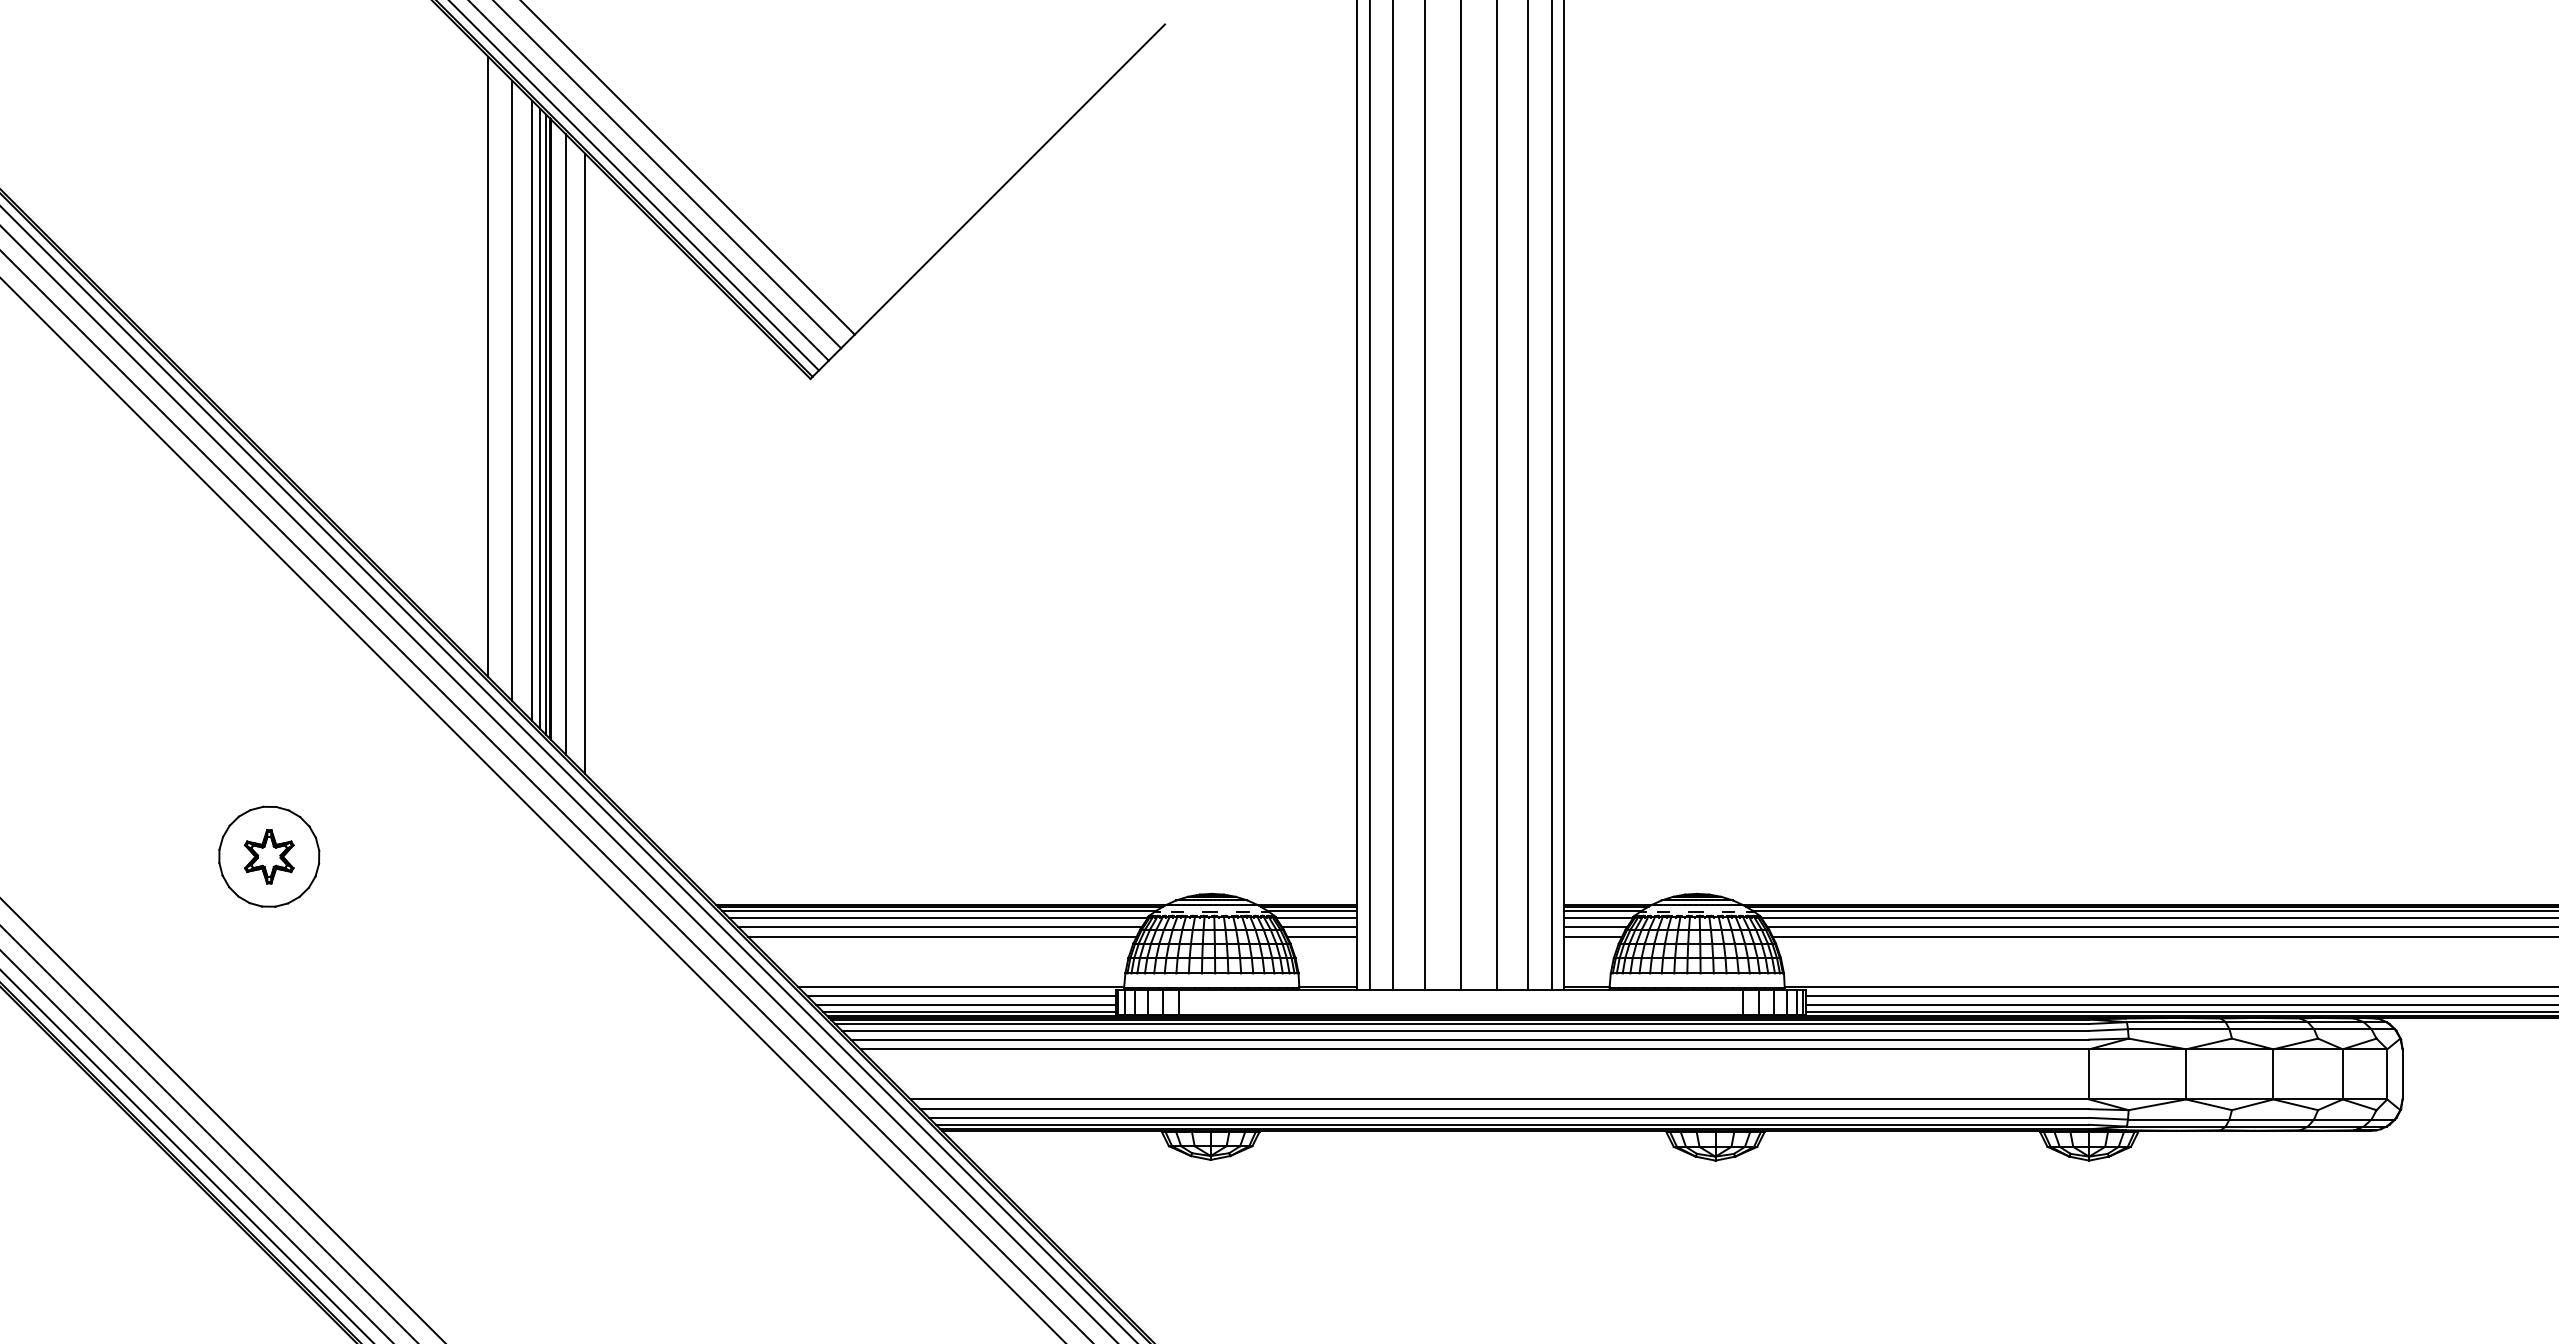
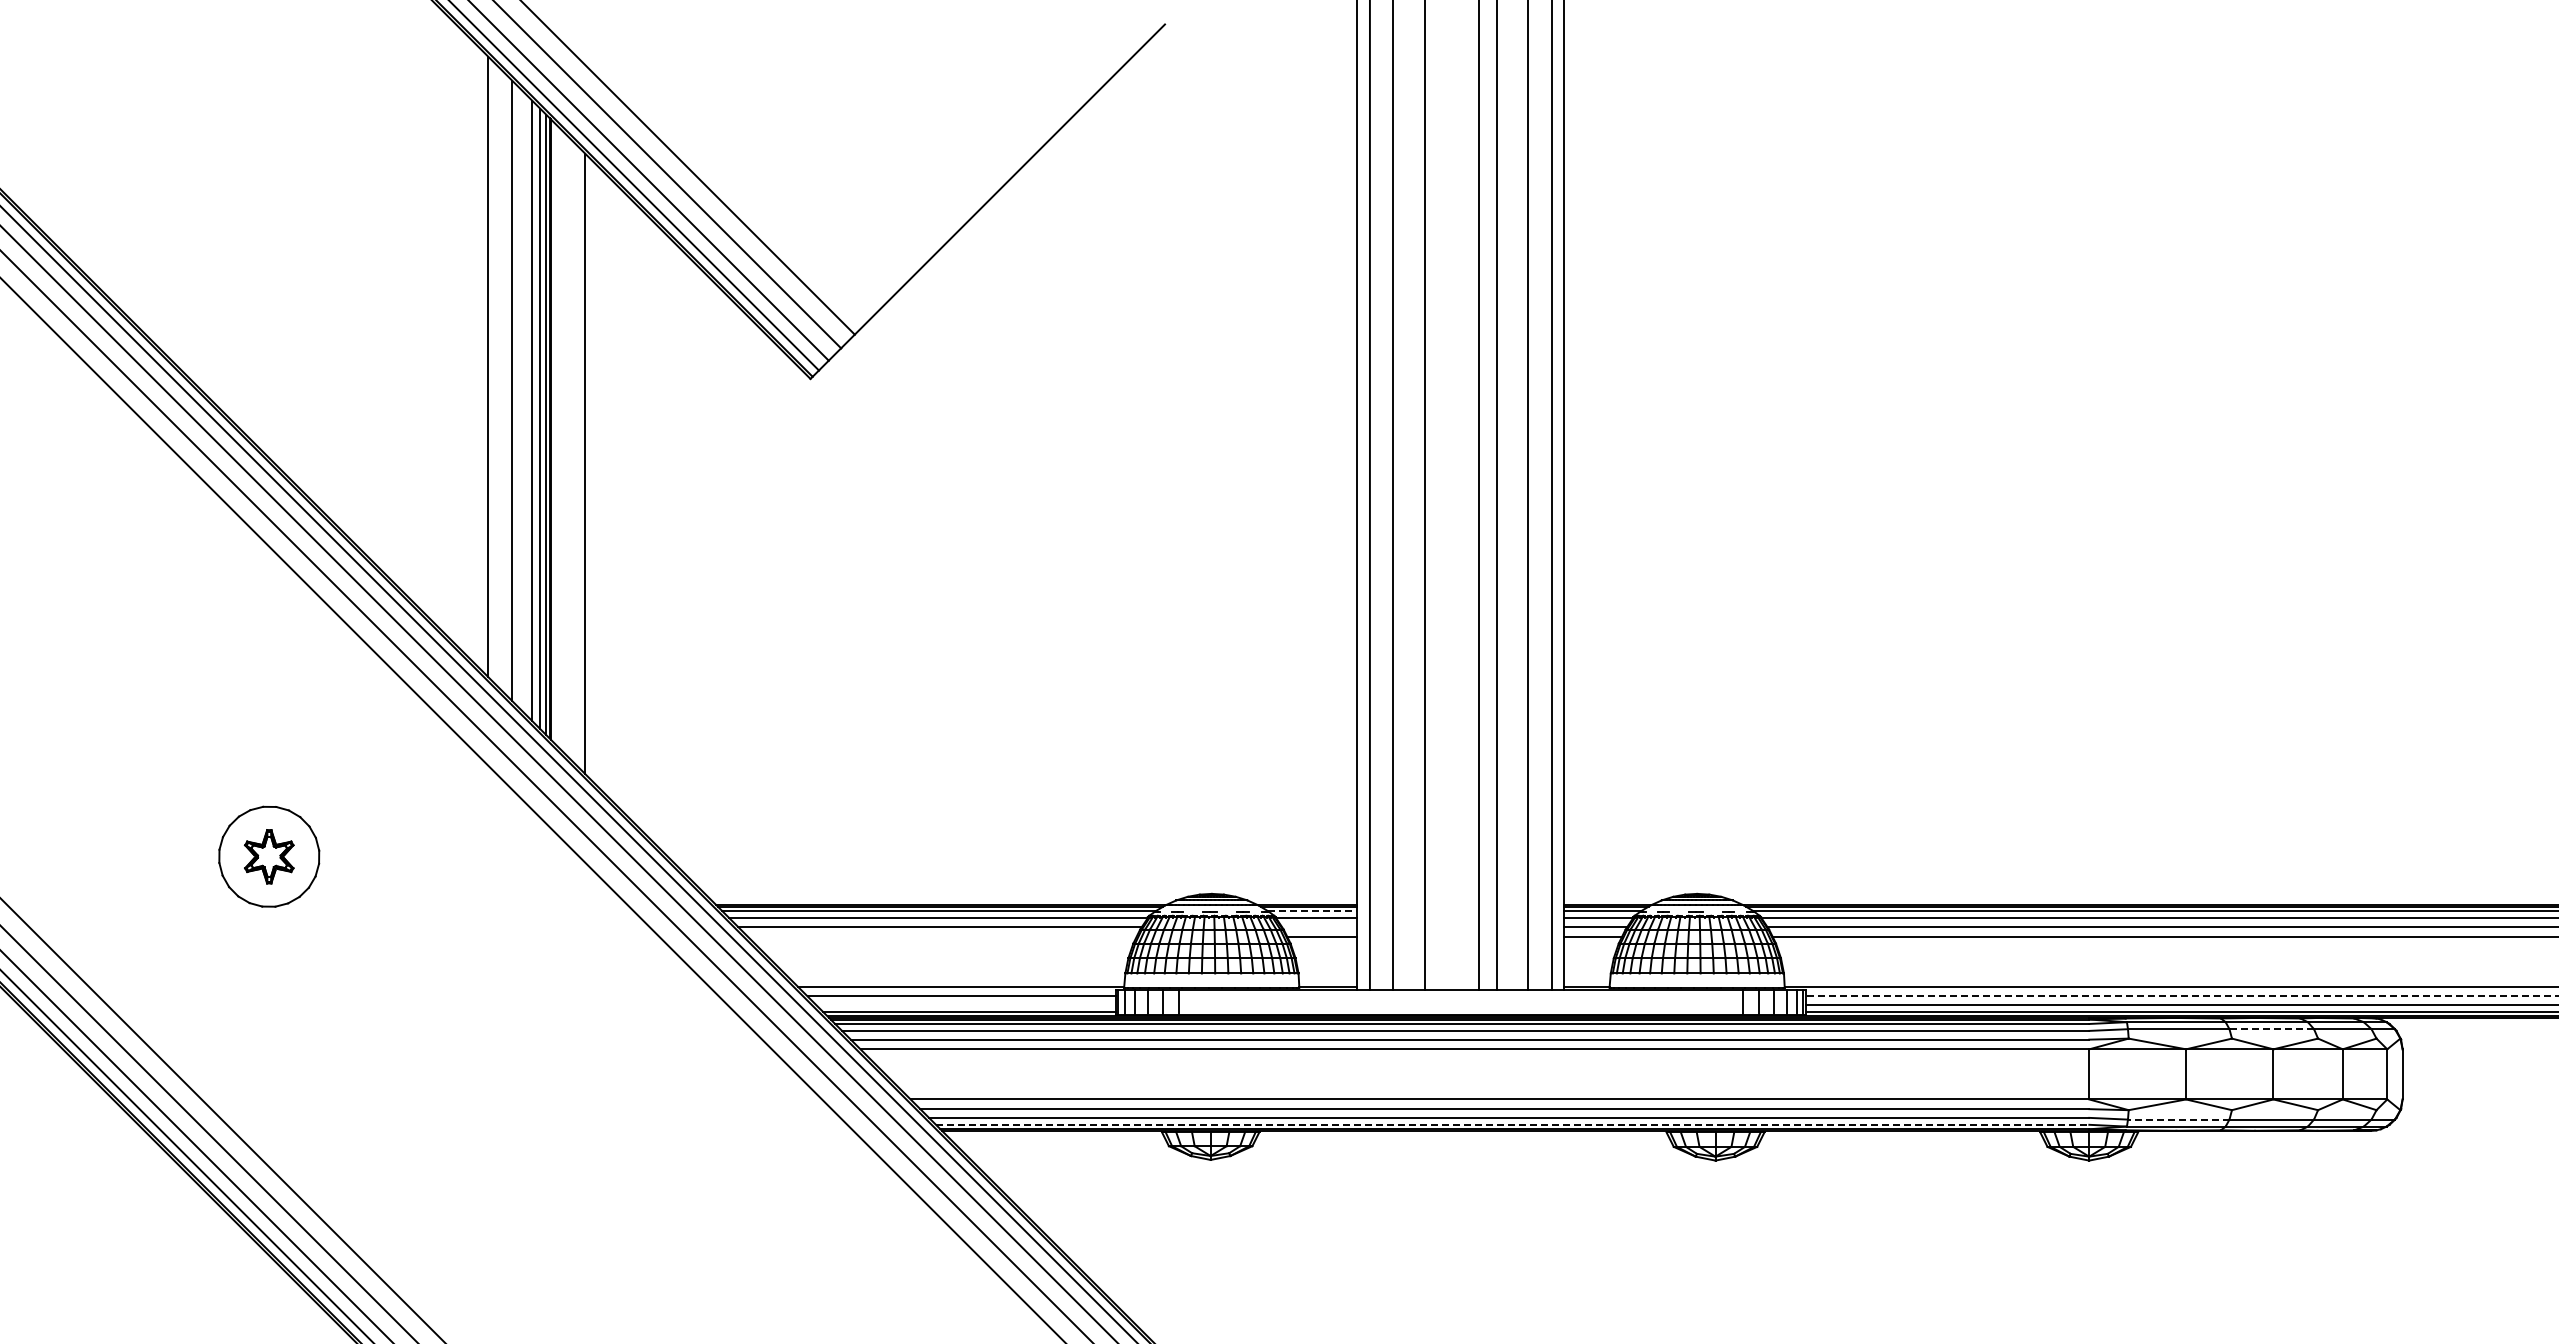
line: present -> none (565, 444)
line position: (1460, 495) -> (1478, 495) (1478, 495)
line: solid -> dashed (1312, 911)
line: present -> none (1319, 926)
line: present -> none (941, 936)
line: solid -> dashed (2182, 996)
line: present -> none (966, 1005)
line: solid -> dashed (2272, 1029)
line: solid -> dashed (2178, 1119)
line: solid -> dashed (1512, 1124)
